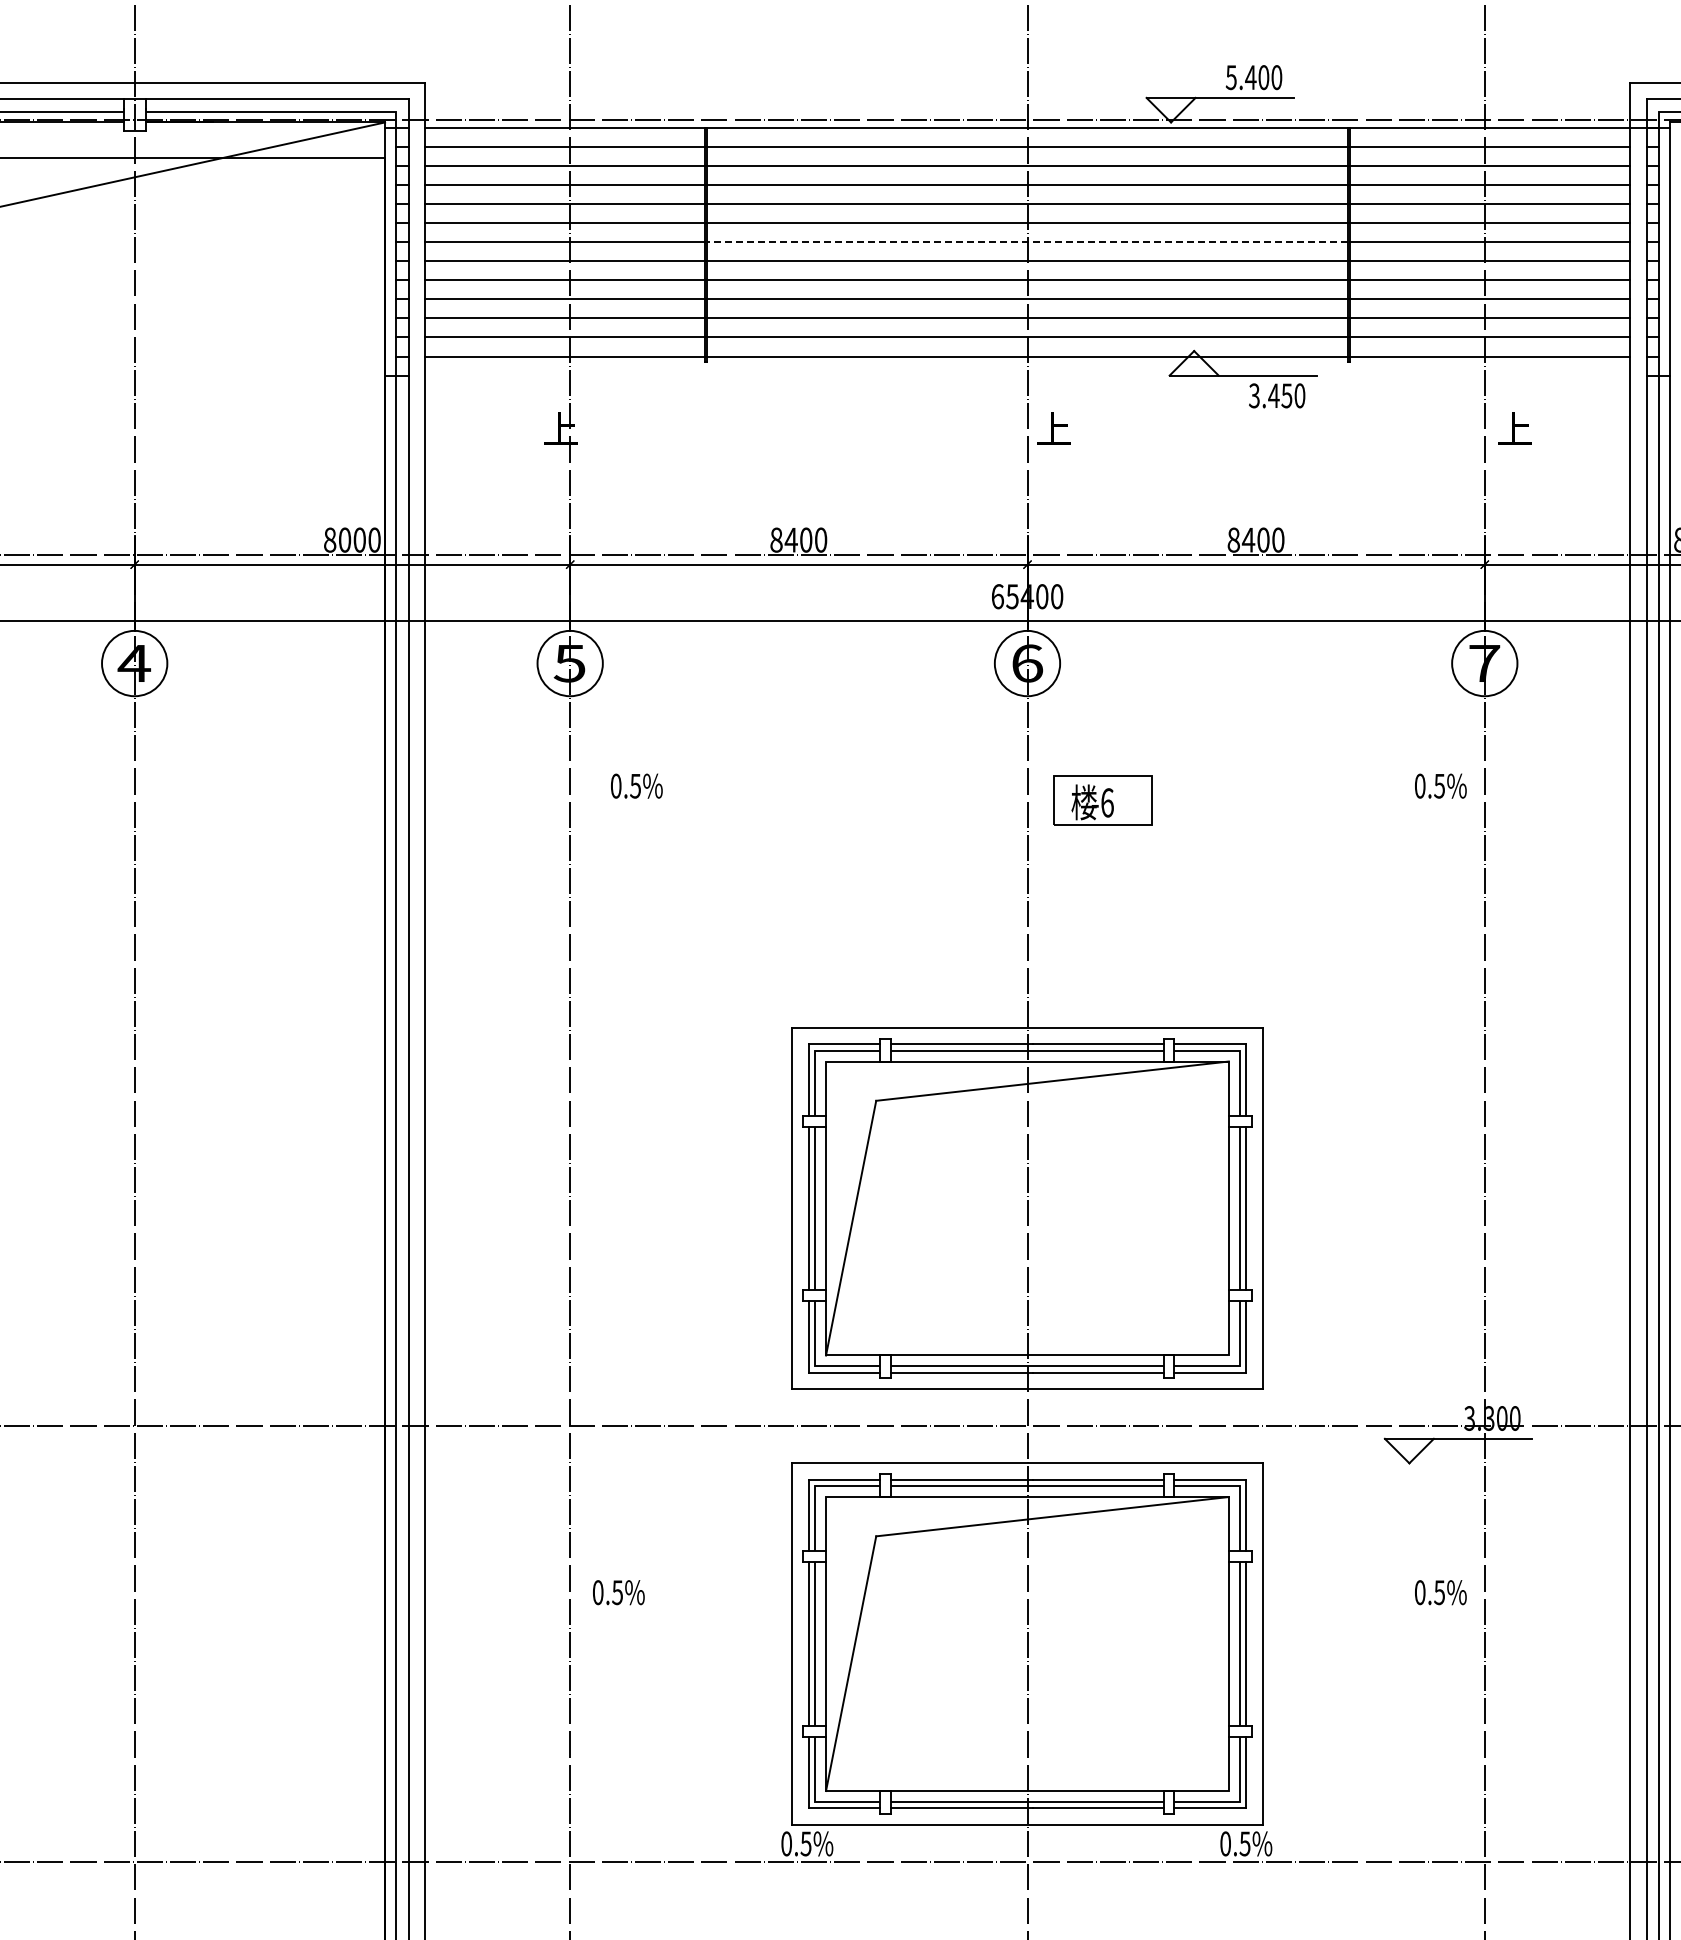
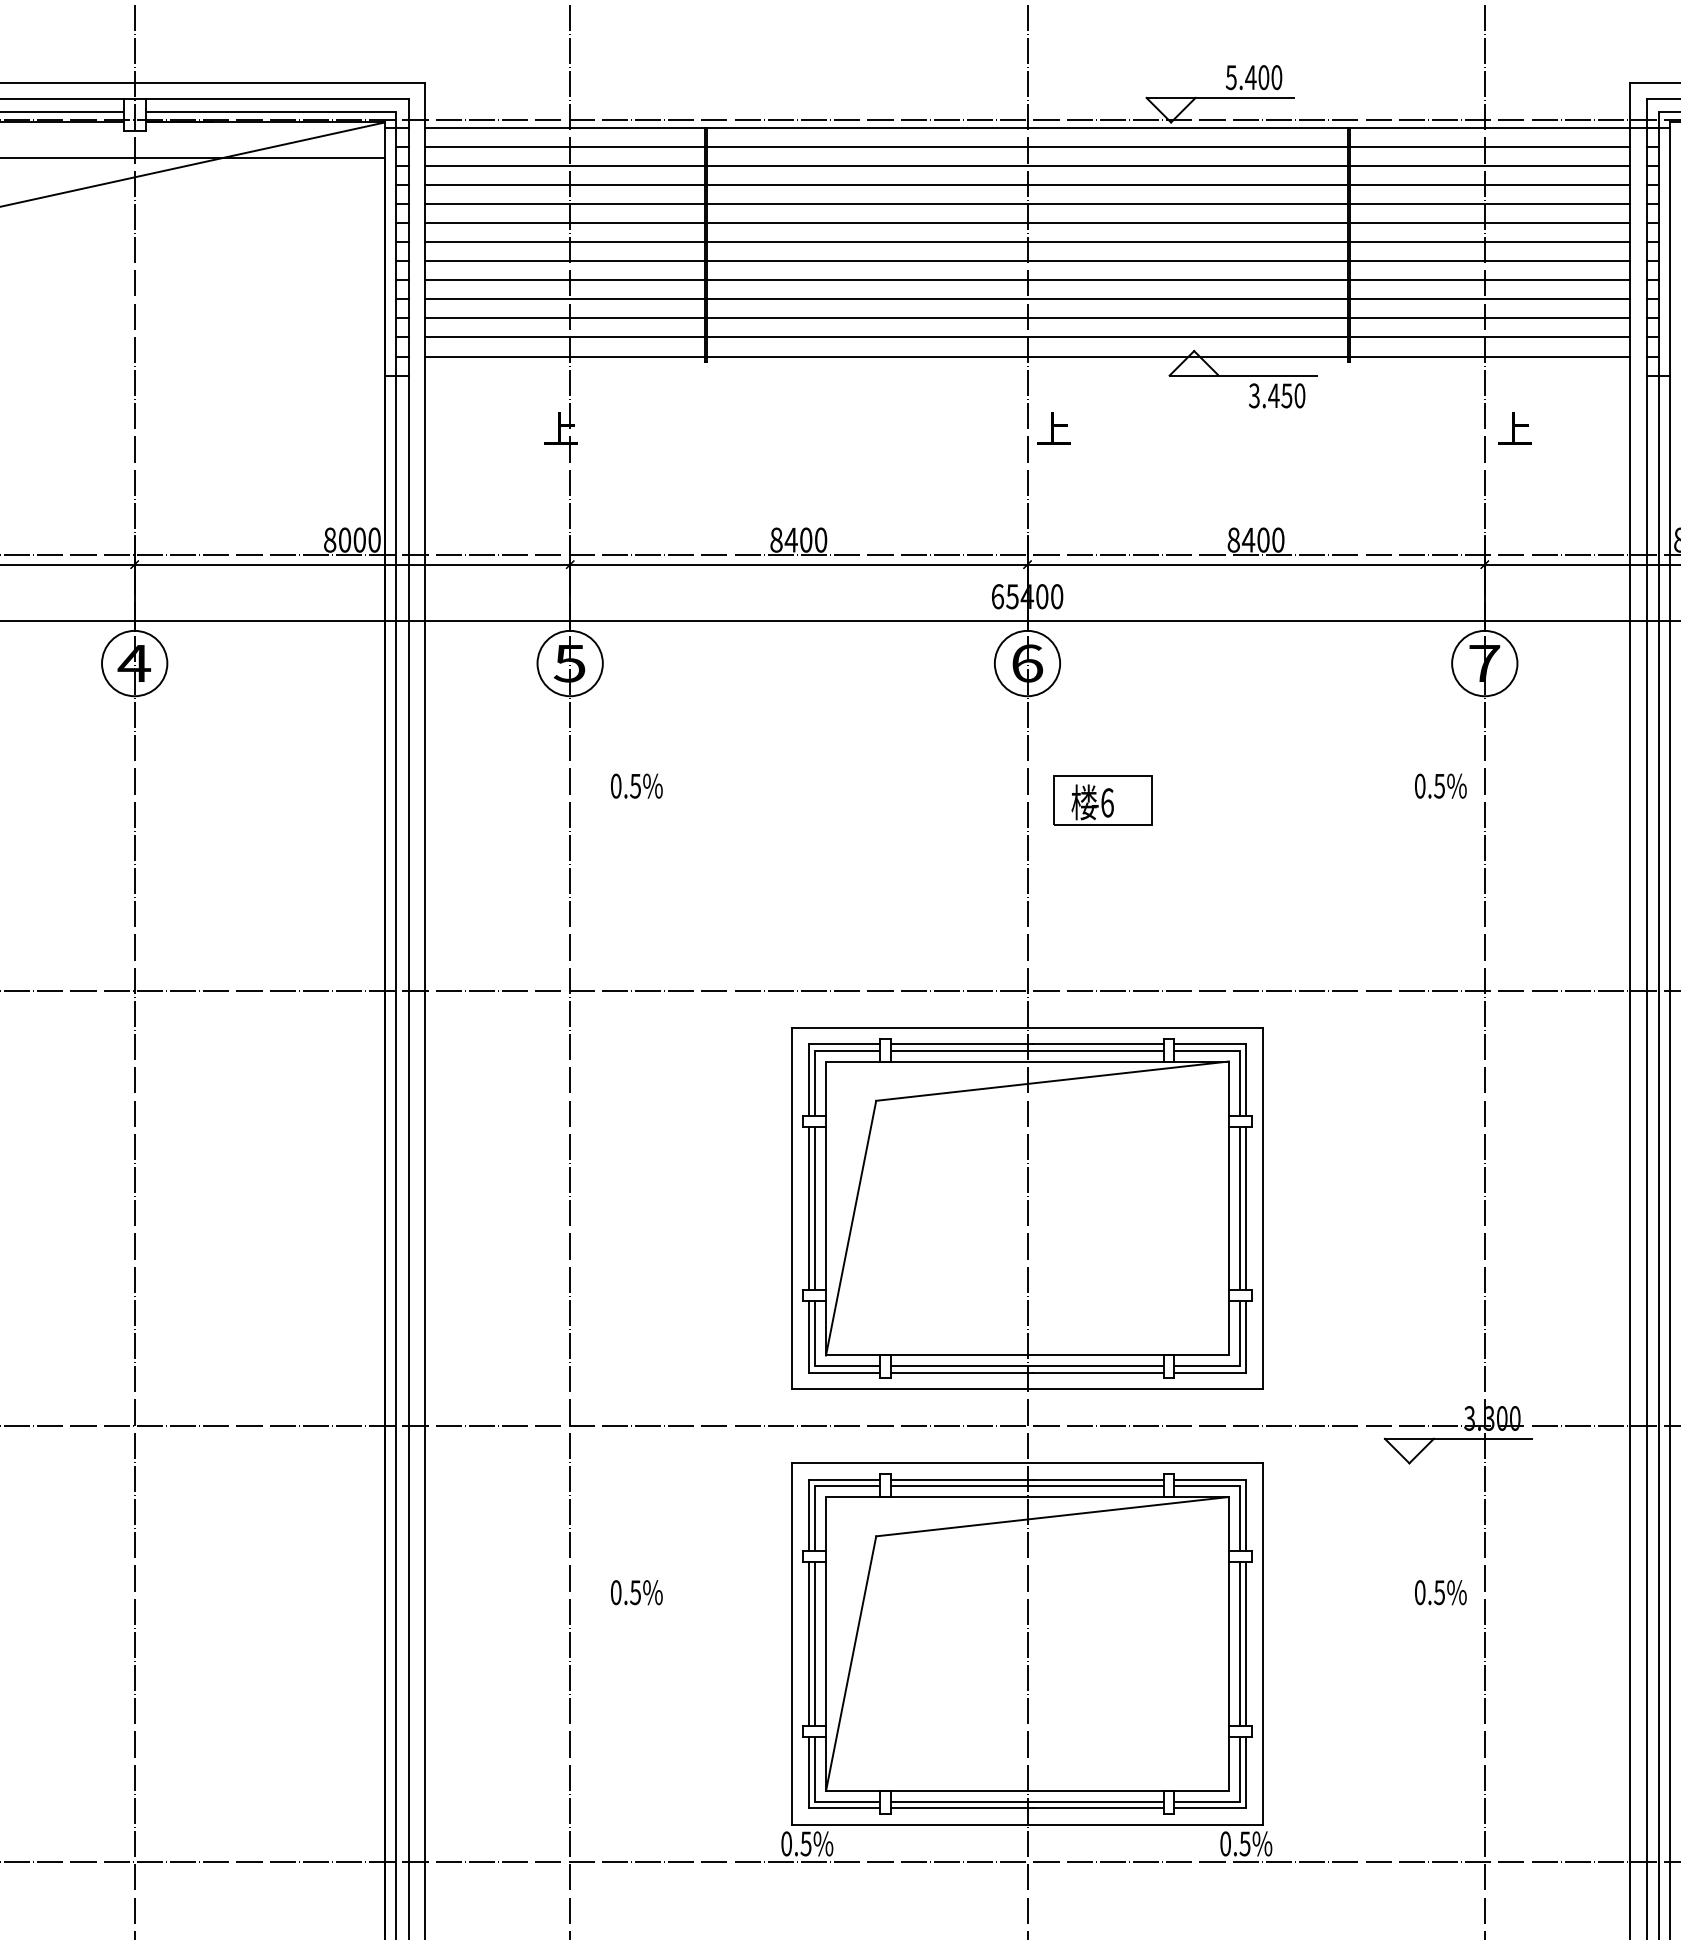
line: dashed -> solid (1027, 242)
line: none -> present (839, 990)
text position: (618, 1592) -> (636, 1592) (636, 1592)
